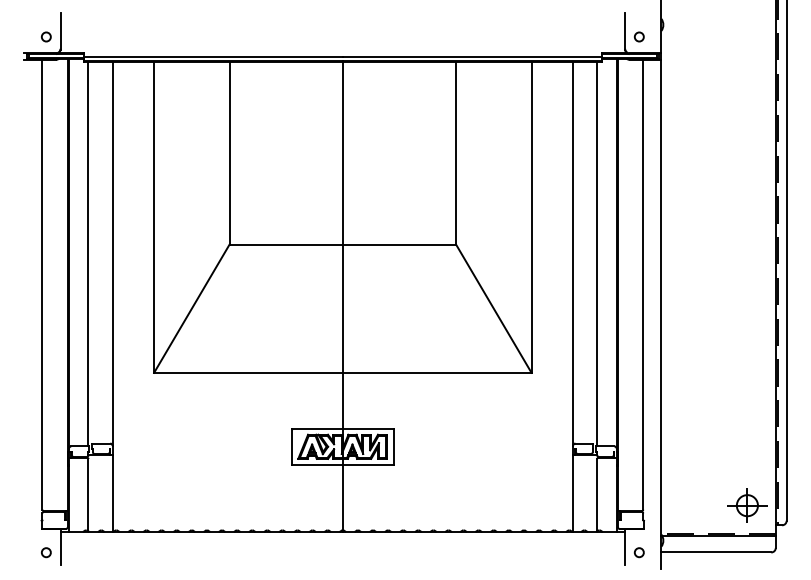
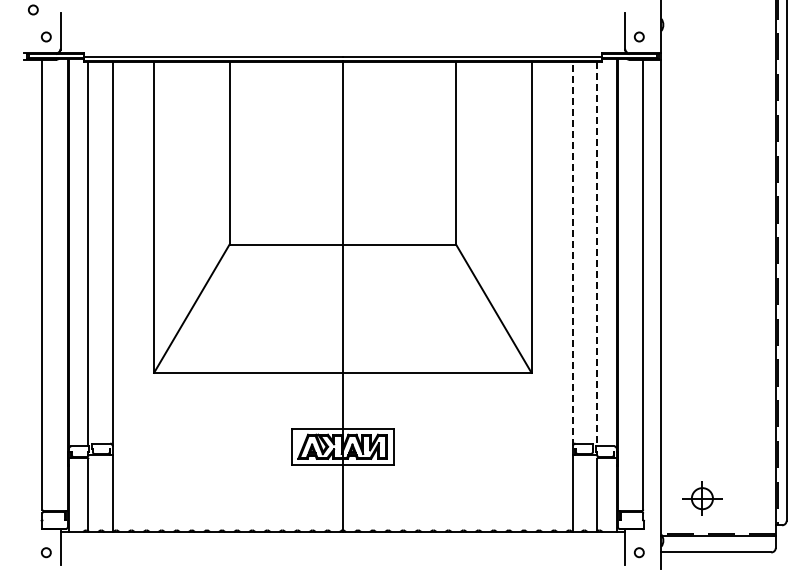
circle: none -> present (33, 9)
line: solid -> dashed (573, 254)
line: solid -> dashed (597, 254)
part position: (747, 505) -> (702, 498) (702, 498)
